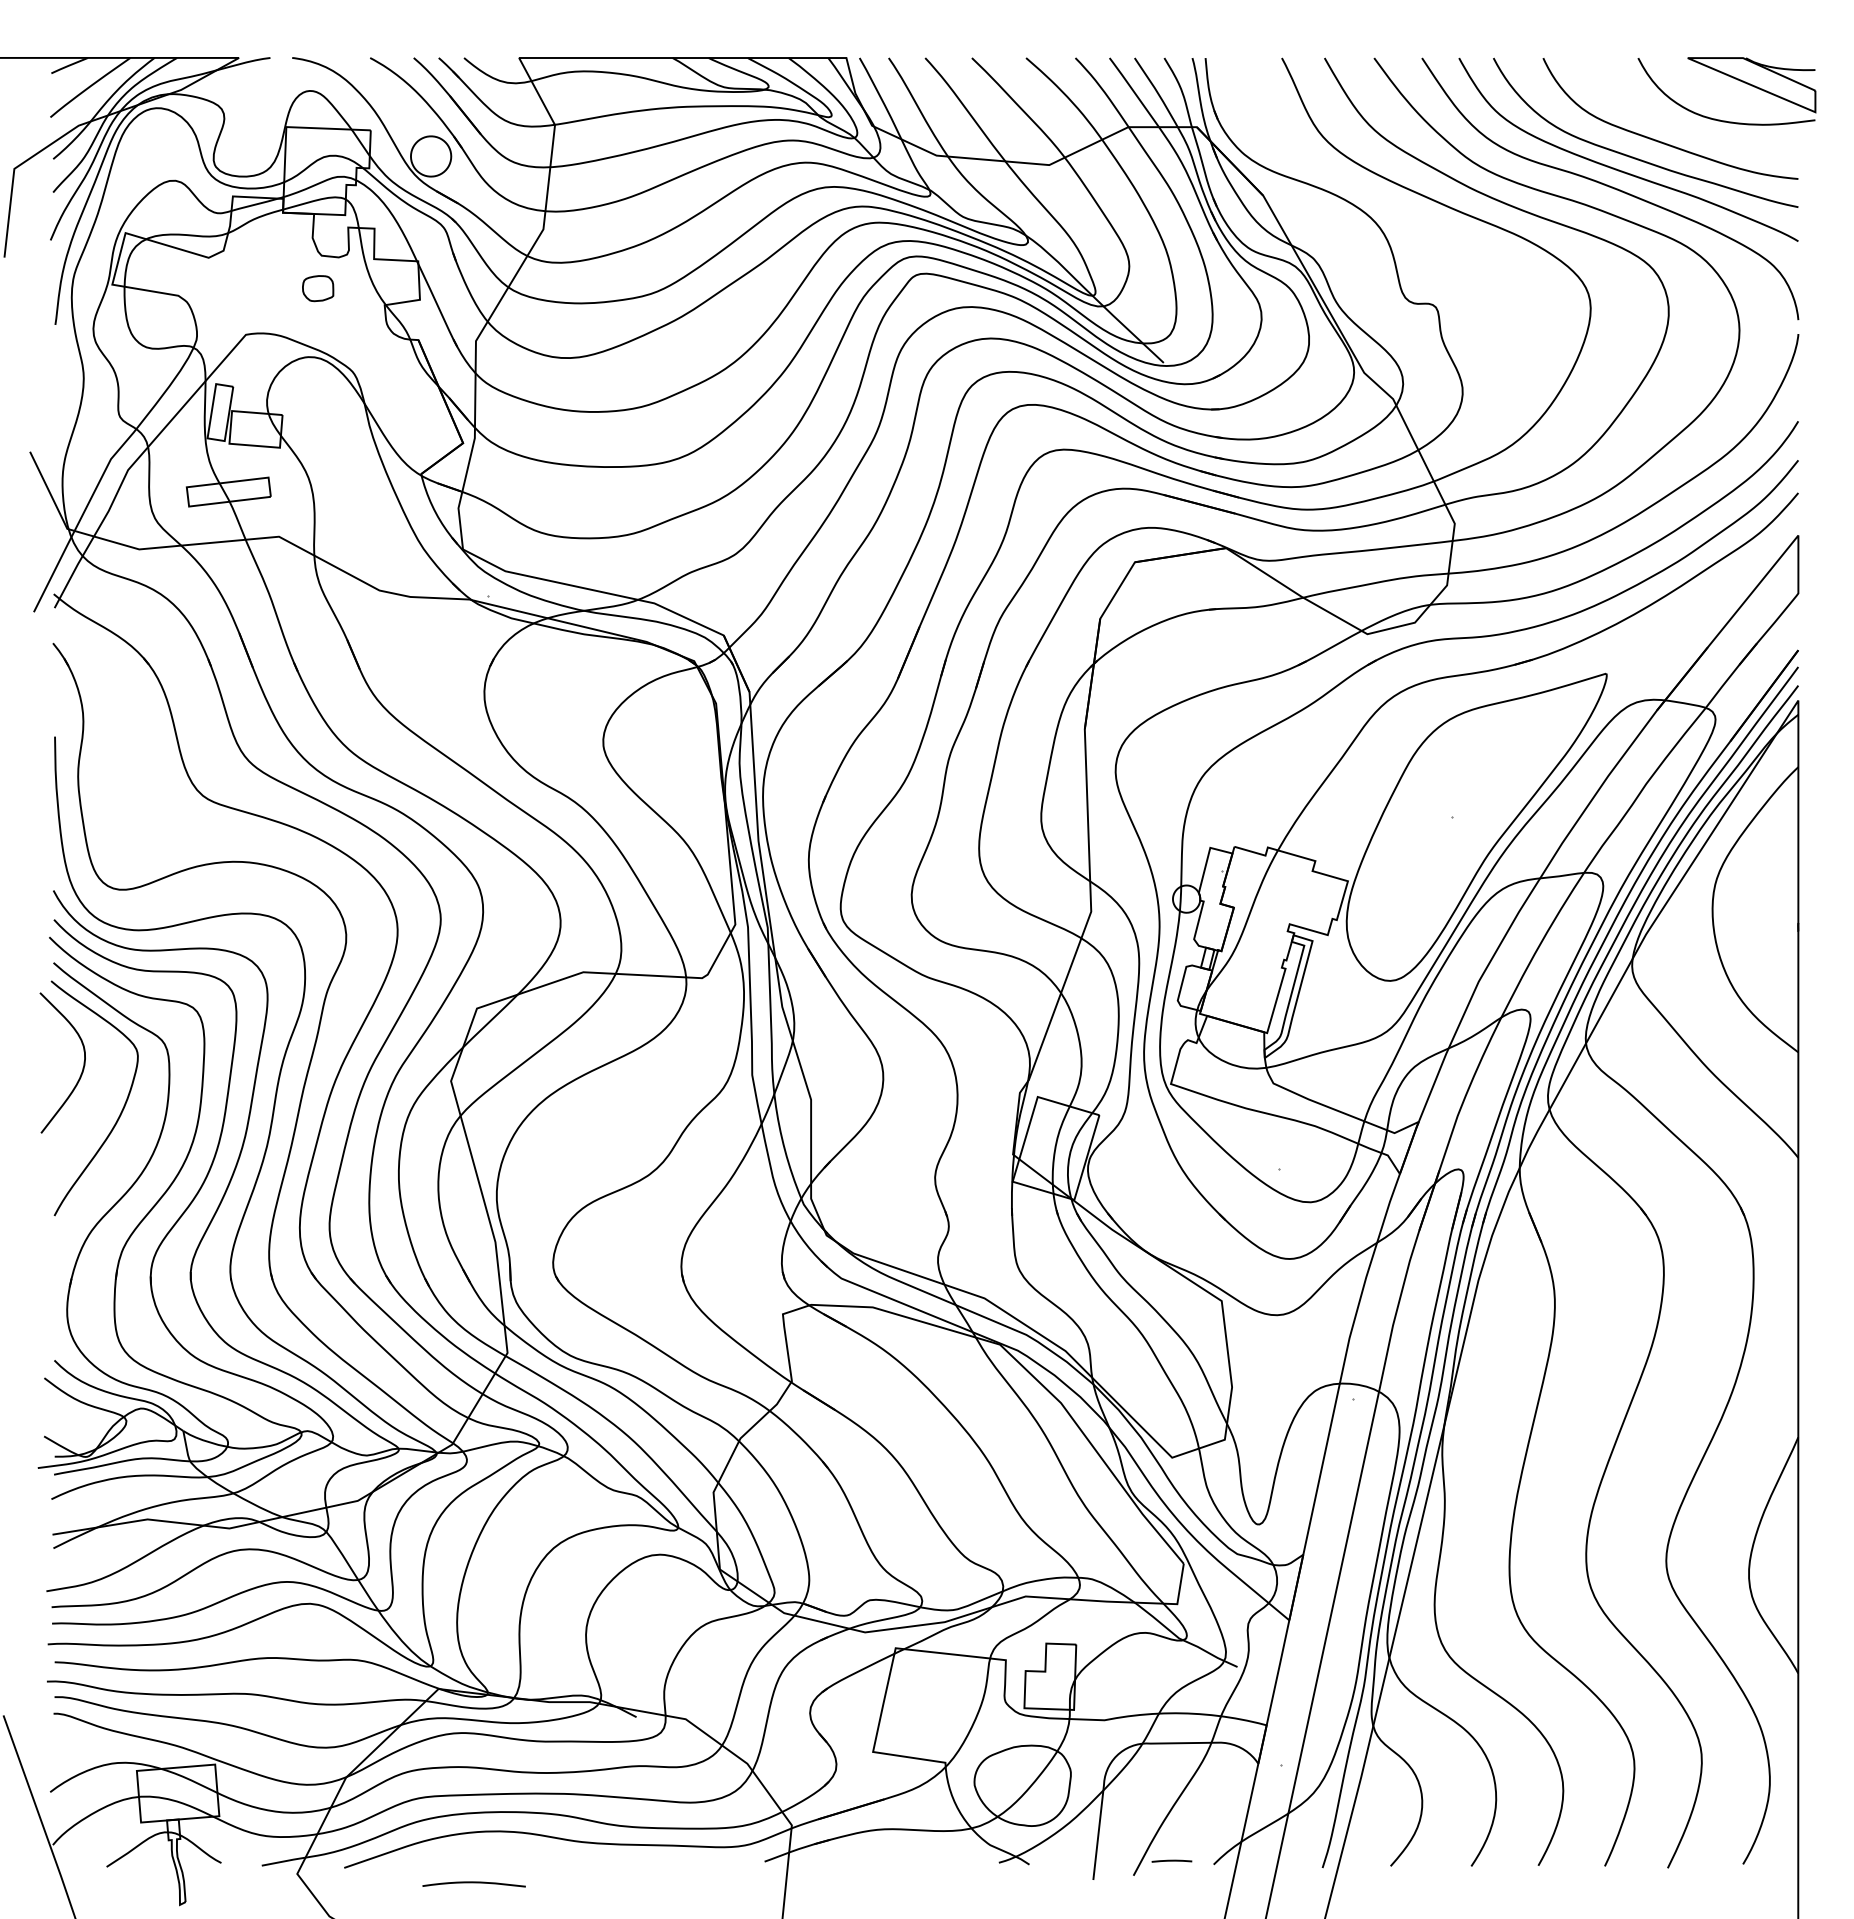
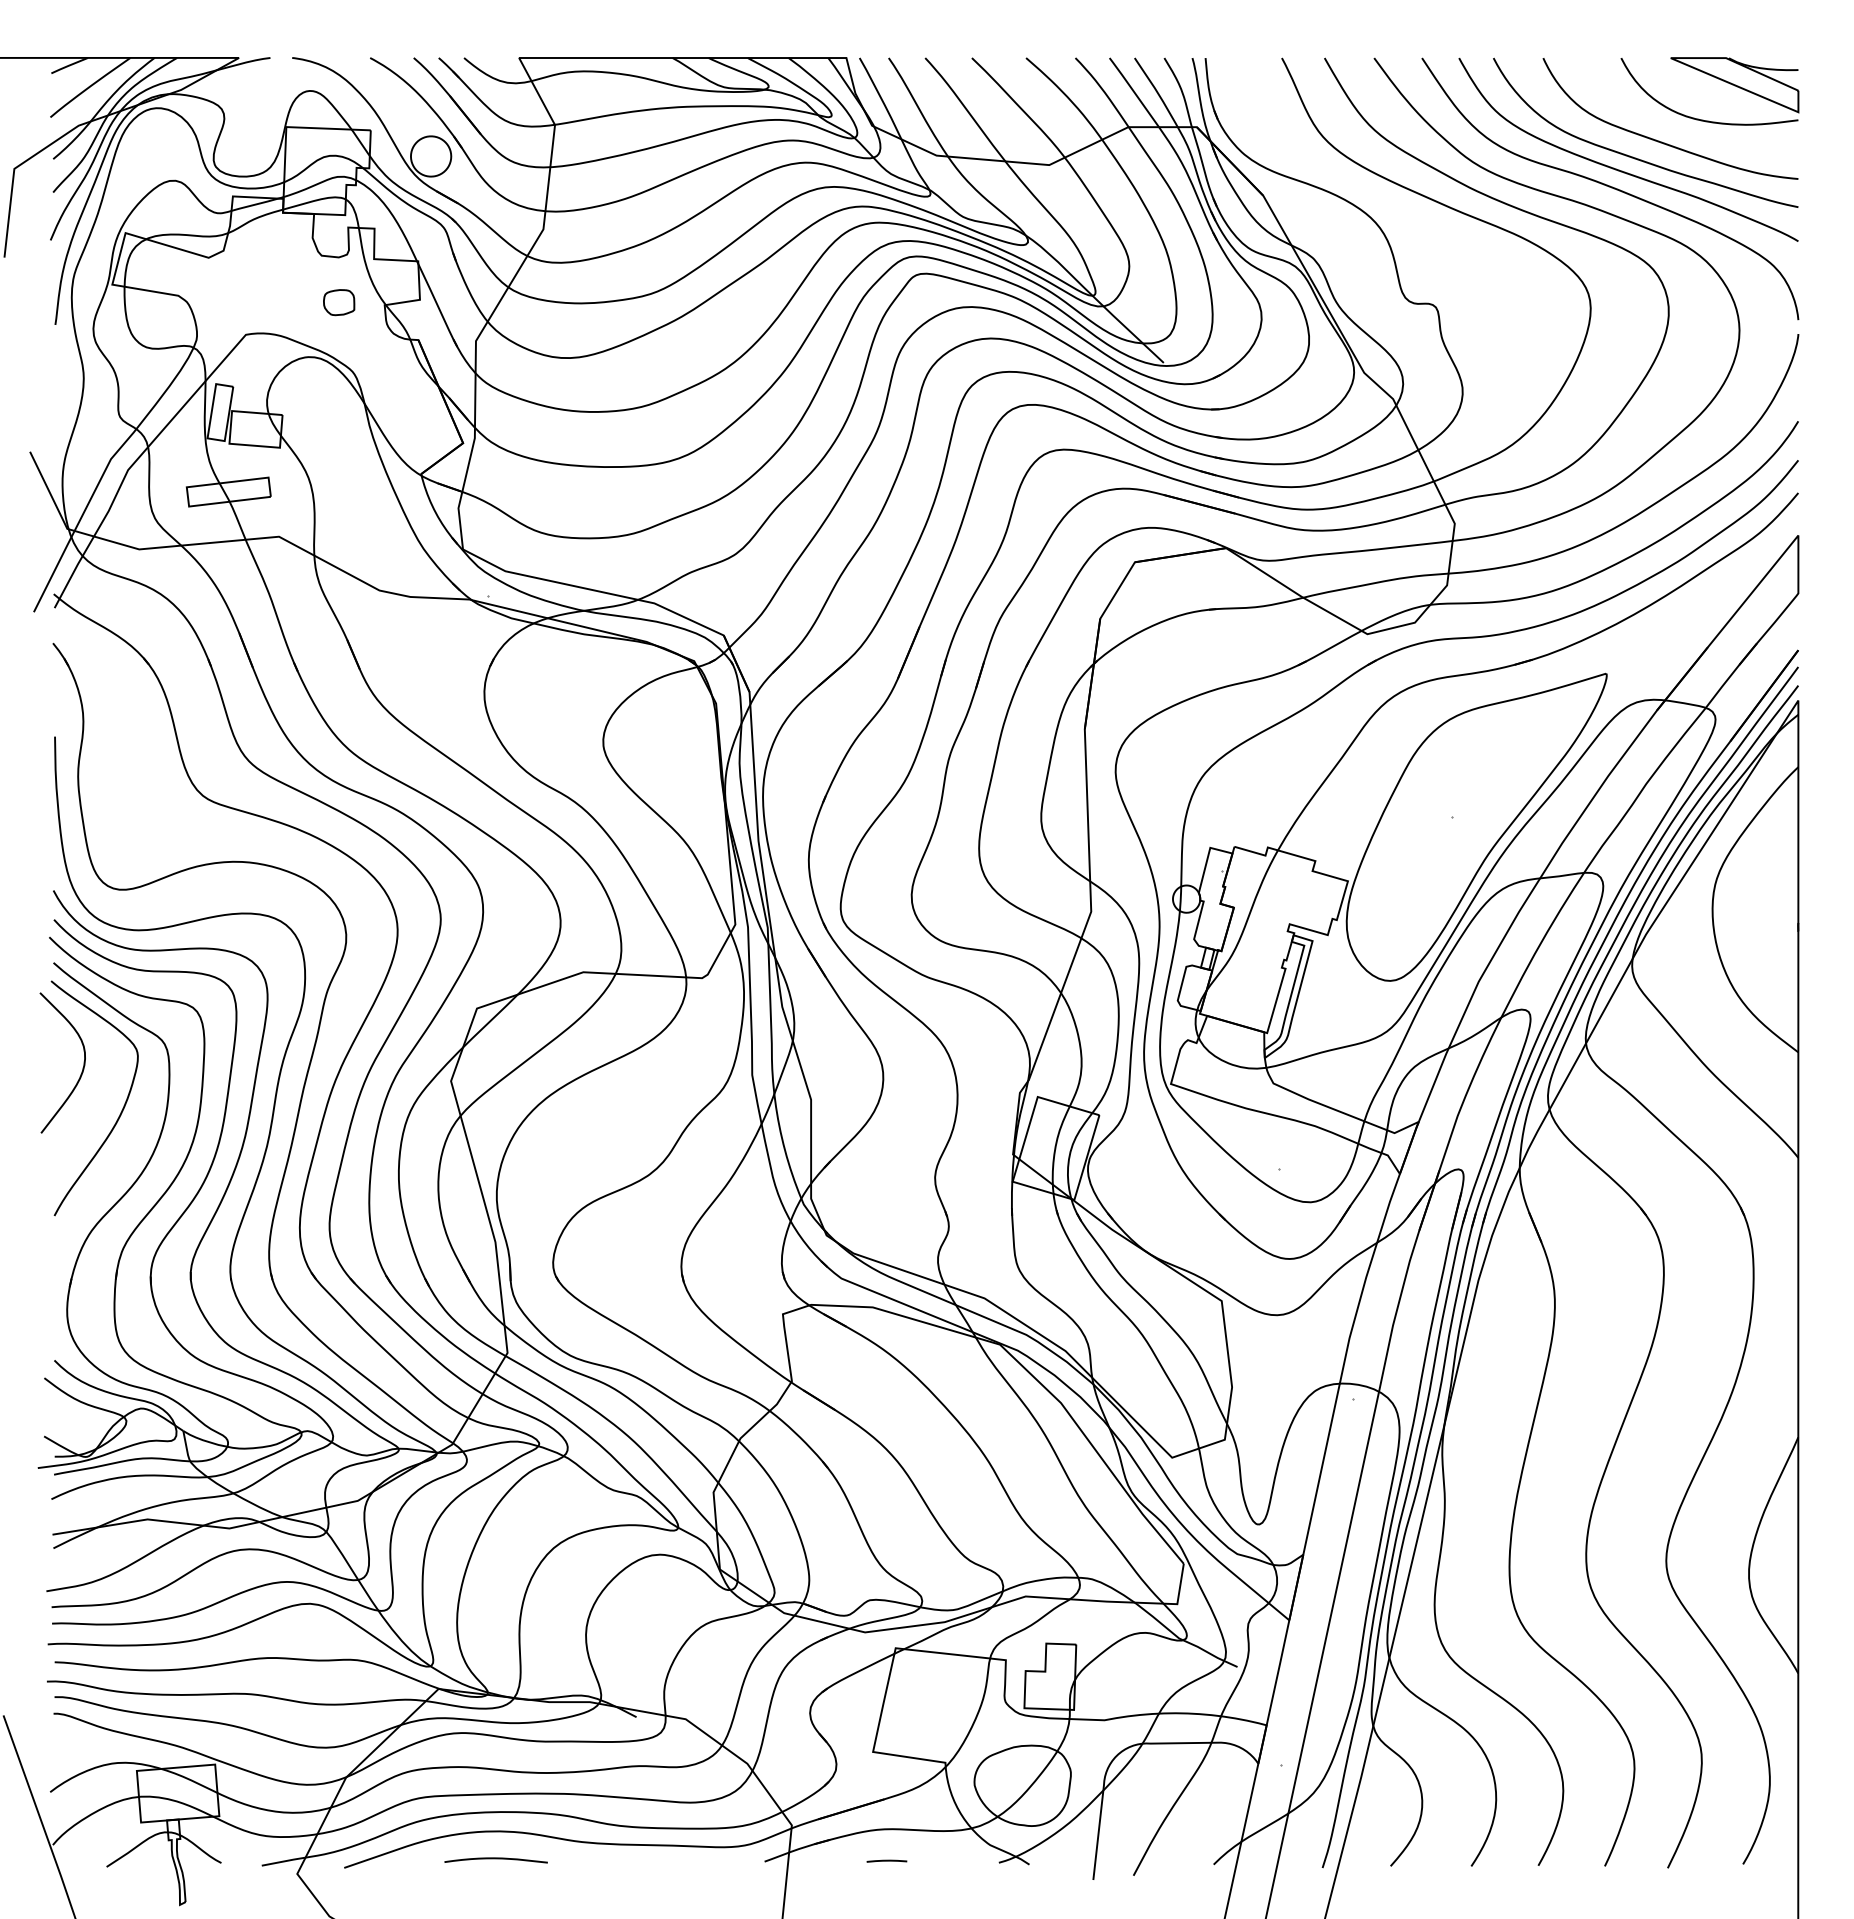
part position: (1732, 78) -> (1715, 78) (1715, 78)
part position: (318, 288) -> (339, 302) (339, 302)
line position: (1171, 1860) -> (886, 1860) (886, 1860)
curve position: (473, 1883) -> (495, 1859) (495, 1859)
